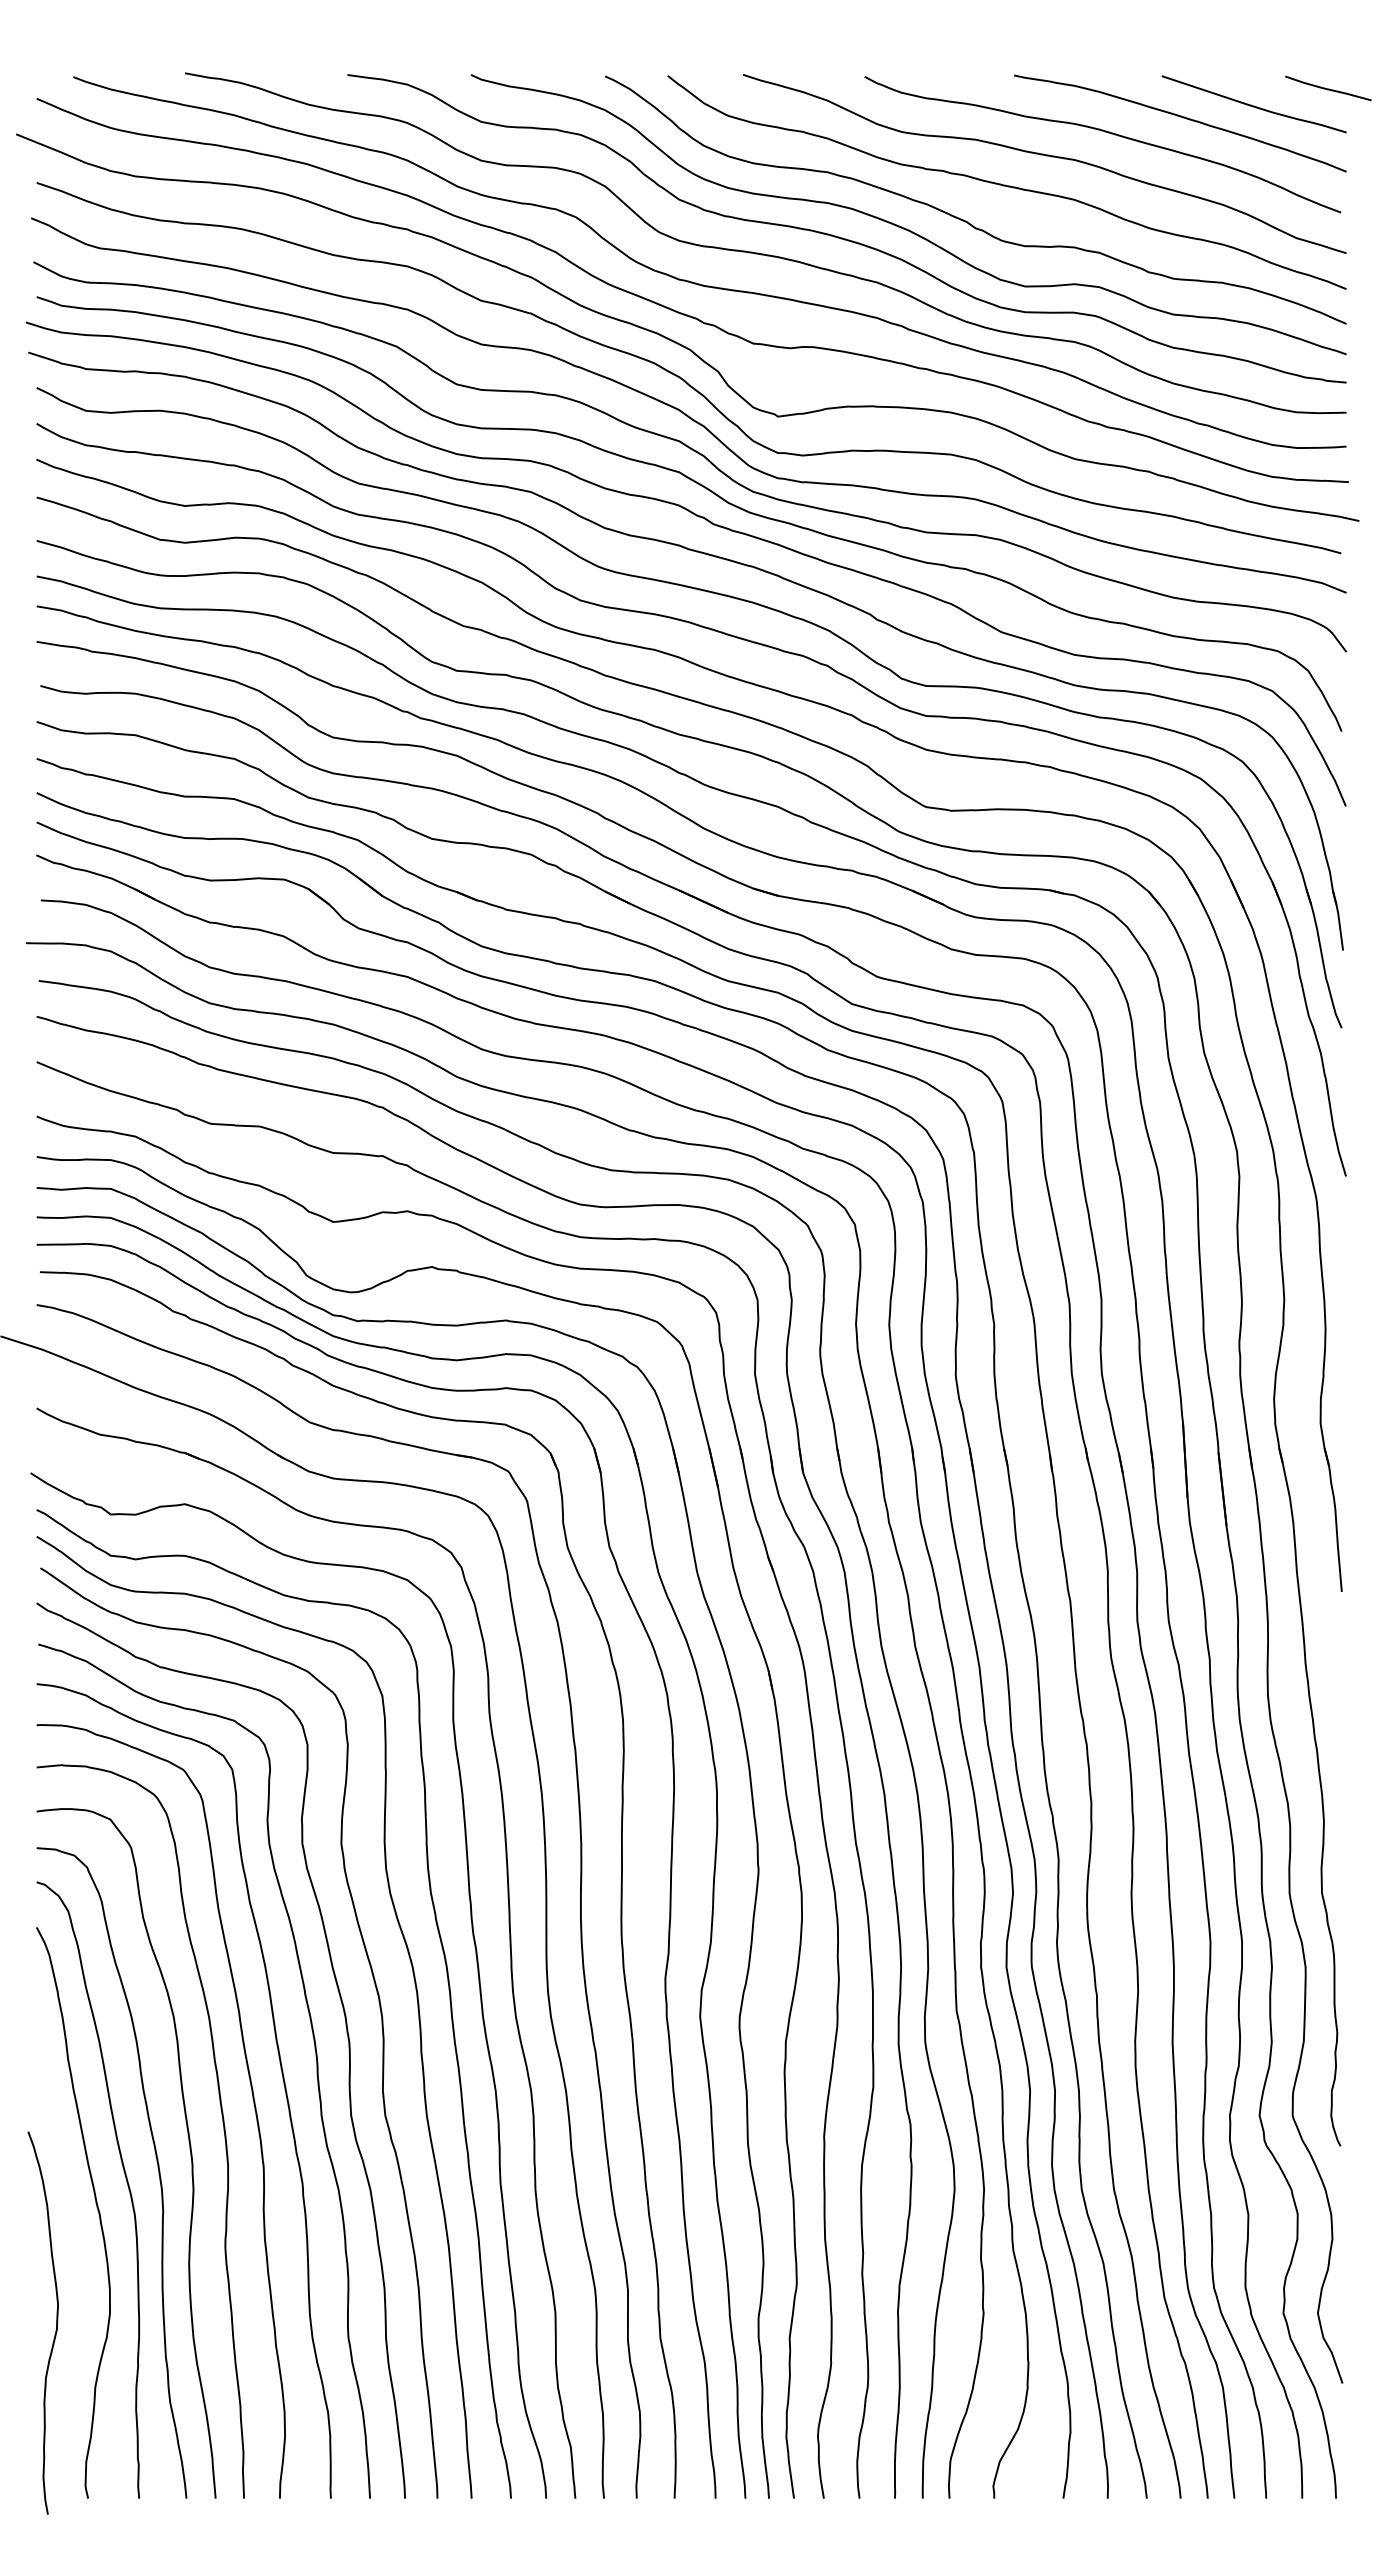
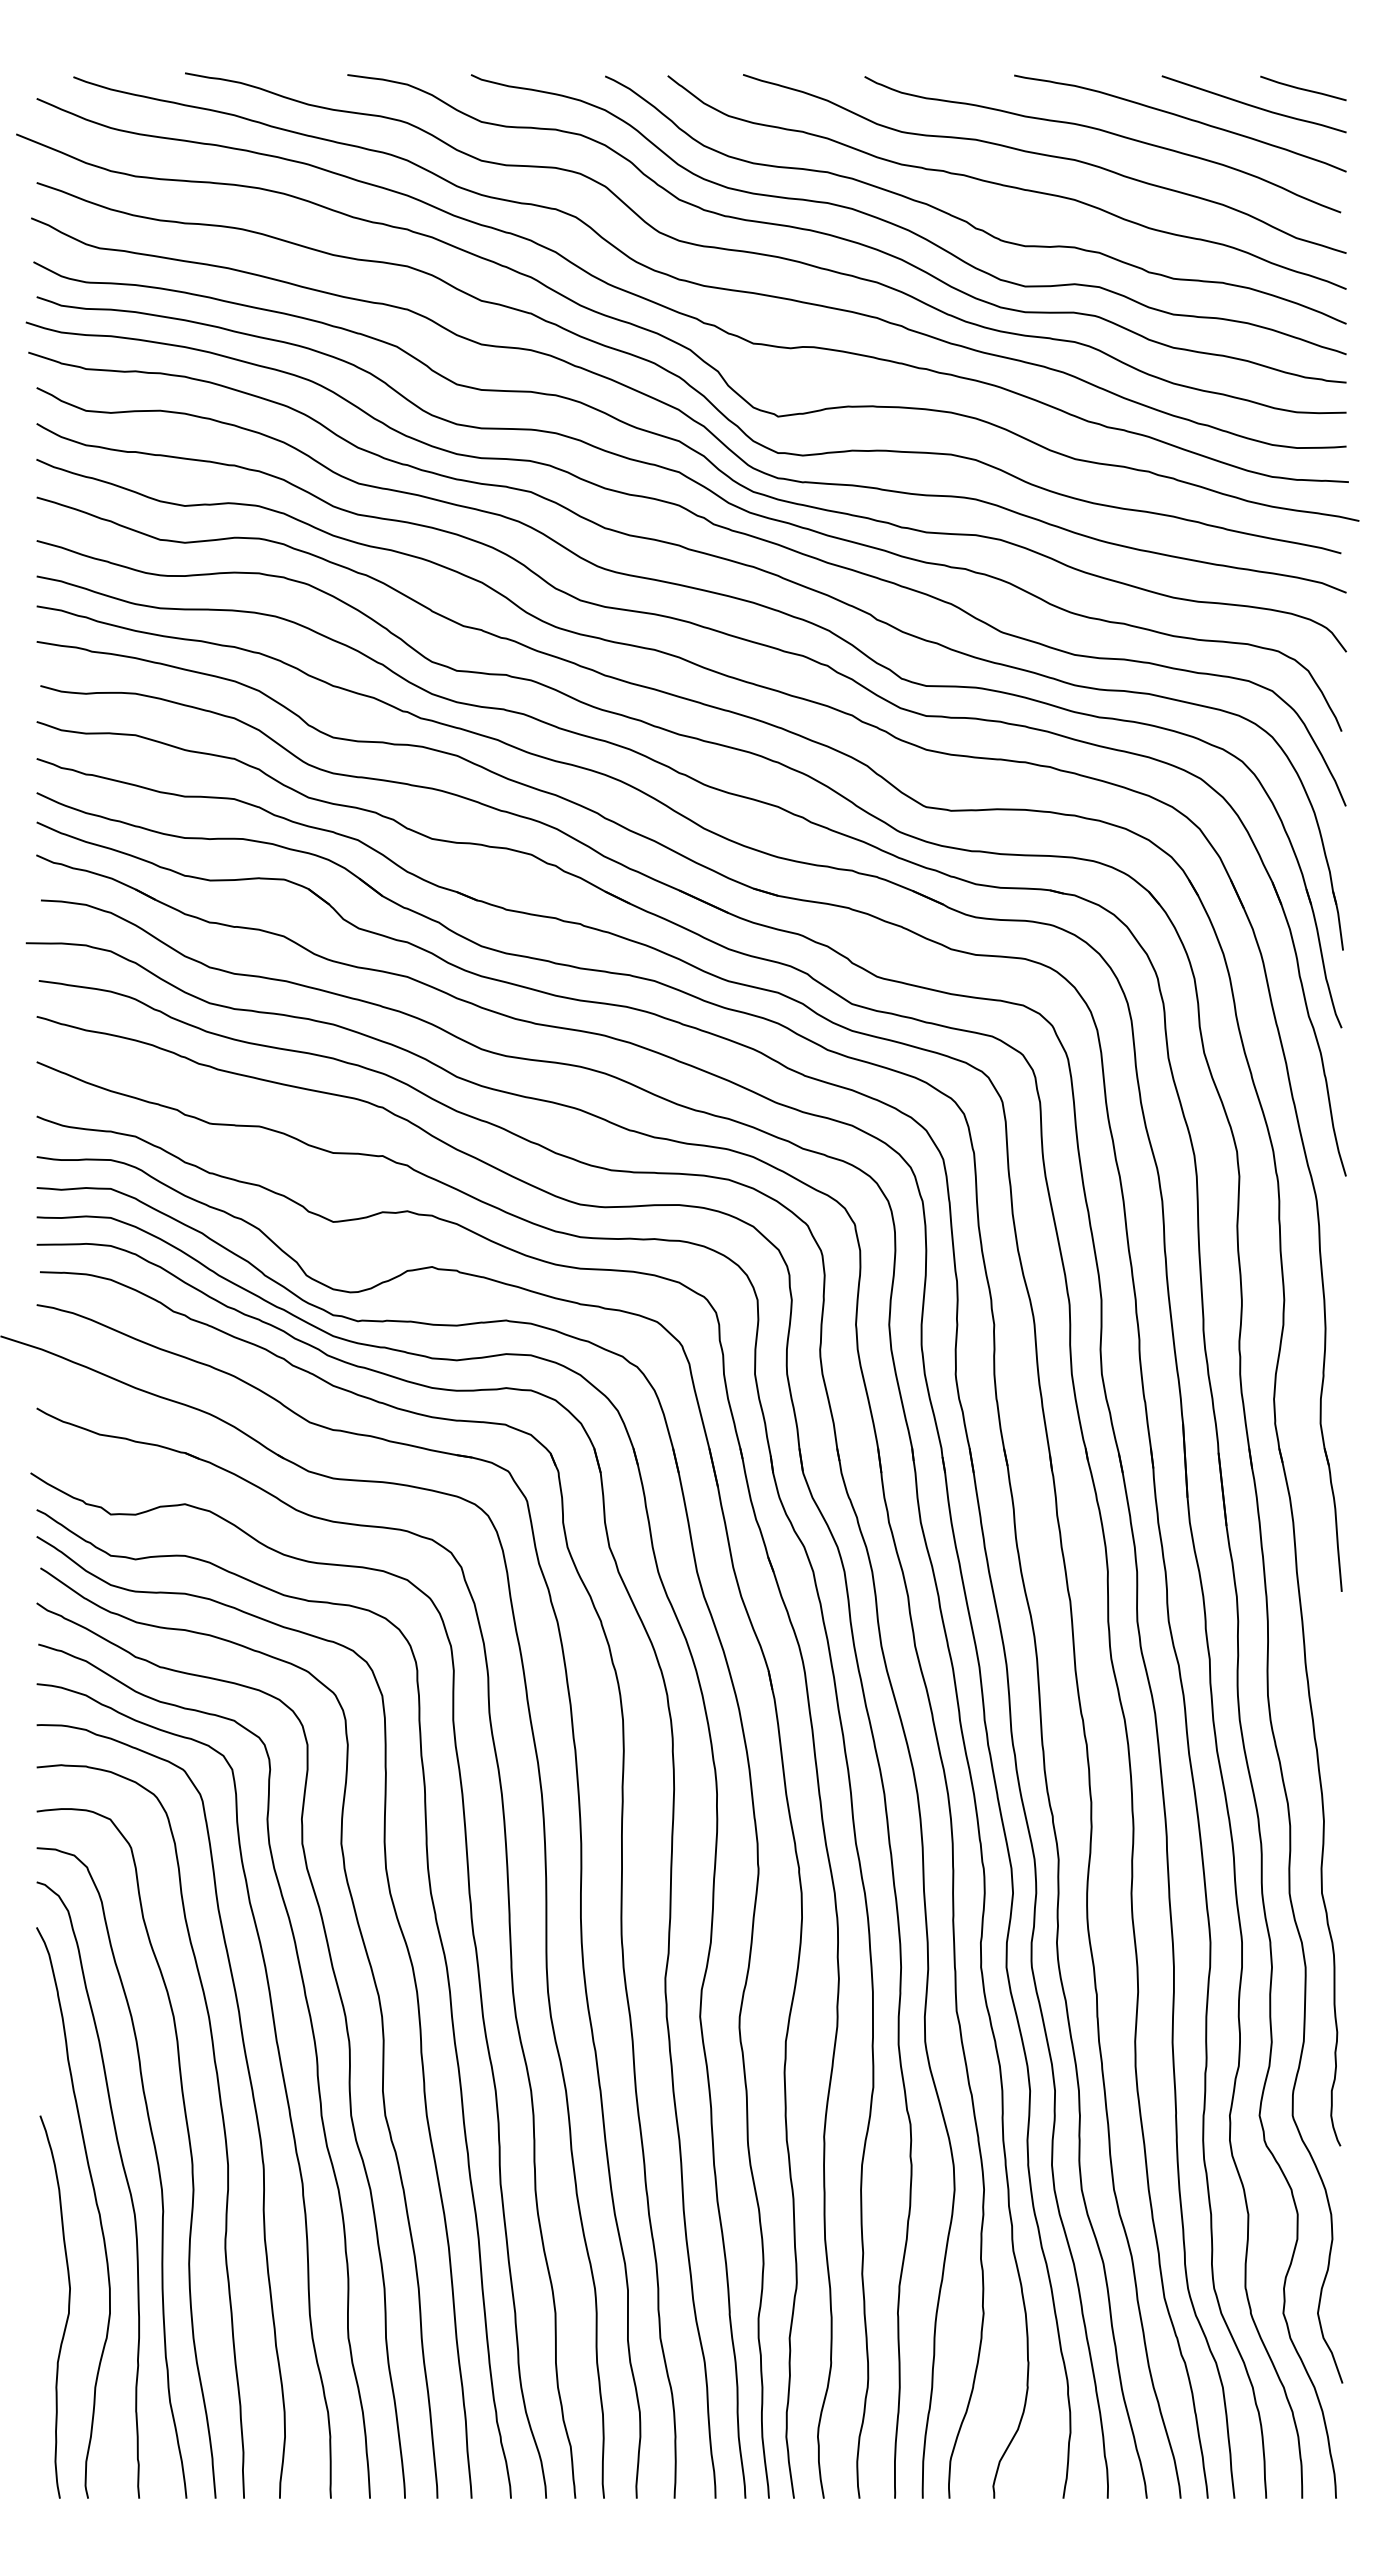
line position: (1328, 88) -> (1303, 88) (1303, 88)
curve position: (56, 2322) -> (68, 2306) (68, 2306)
